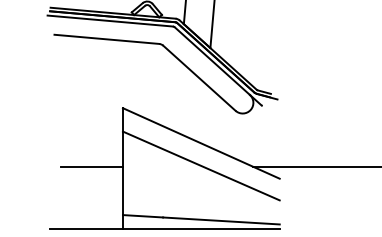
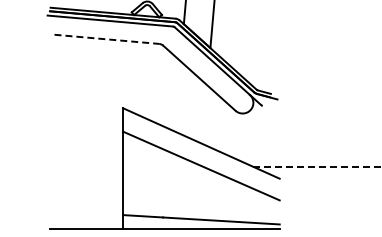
line: solid -> dashed (106, 39)
line: present -> none (91, 166)
line: solid -> dashed (317, 166)
